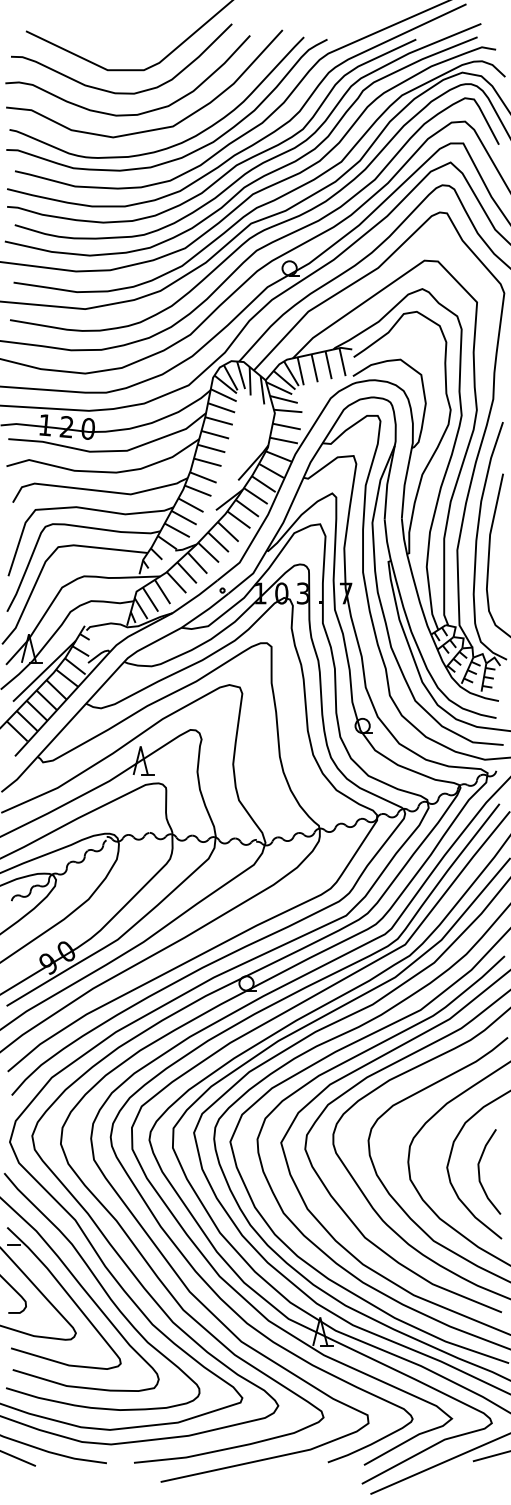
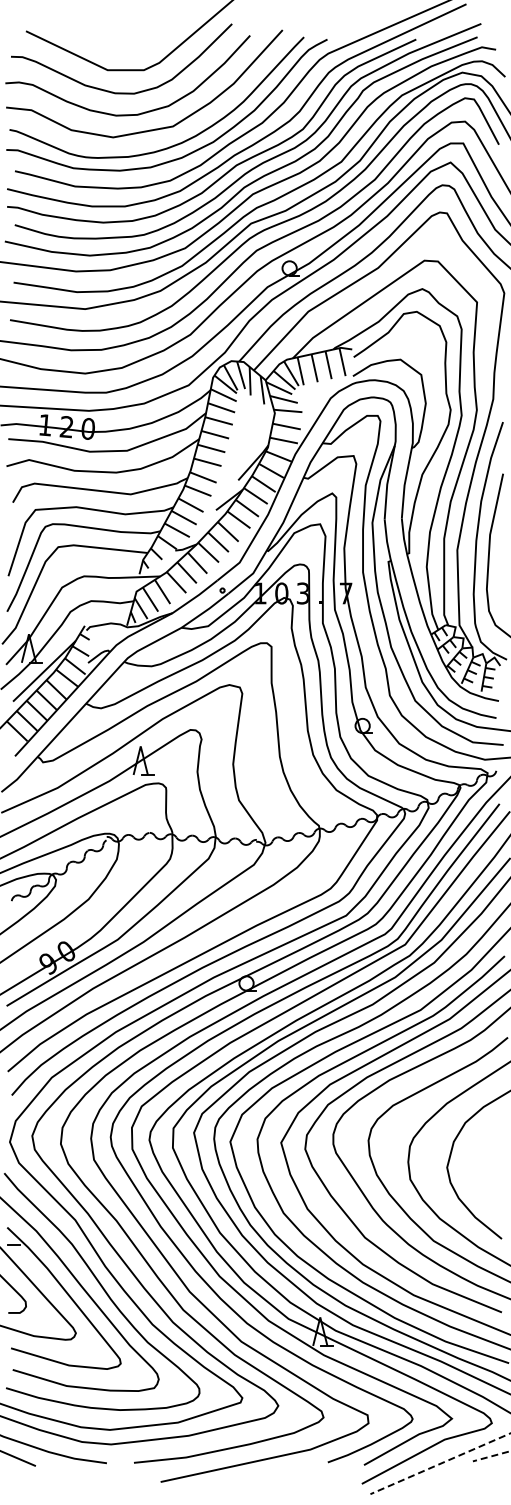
curve: present -> none (480, 1174)
line: solid -> dashed (491, 1456)
line: solid -> dashed (440, 1463)
